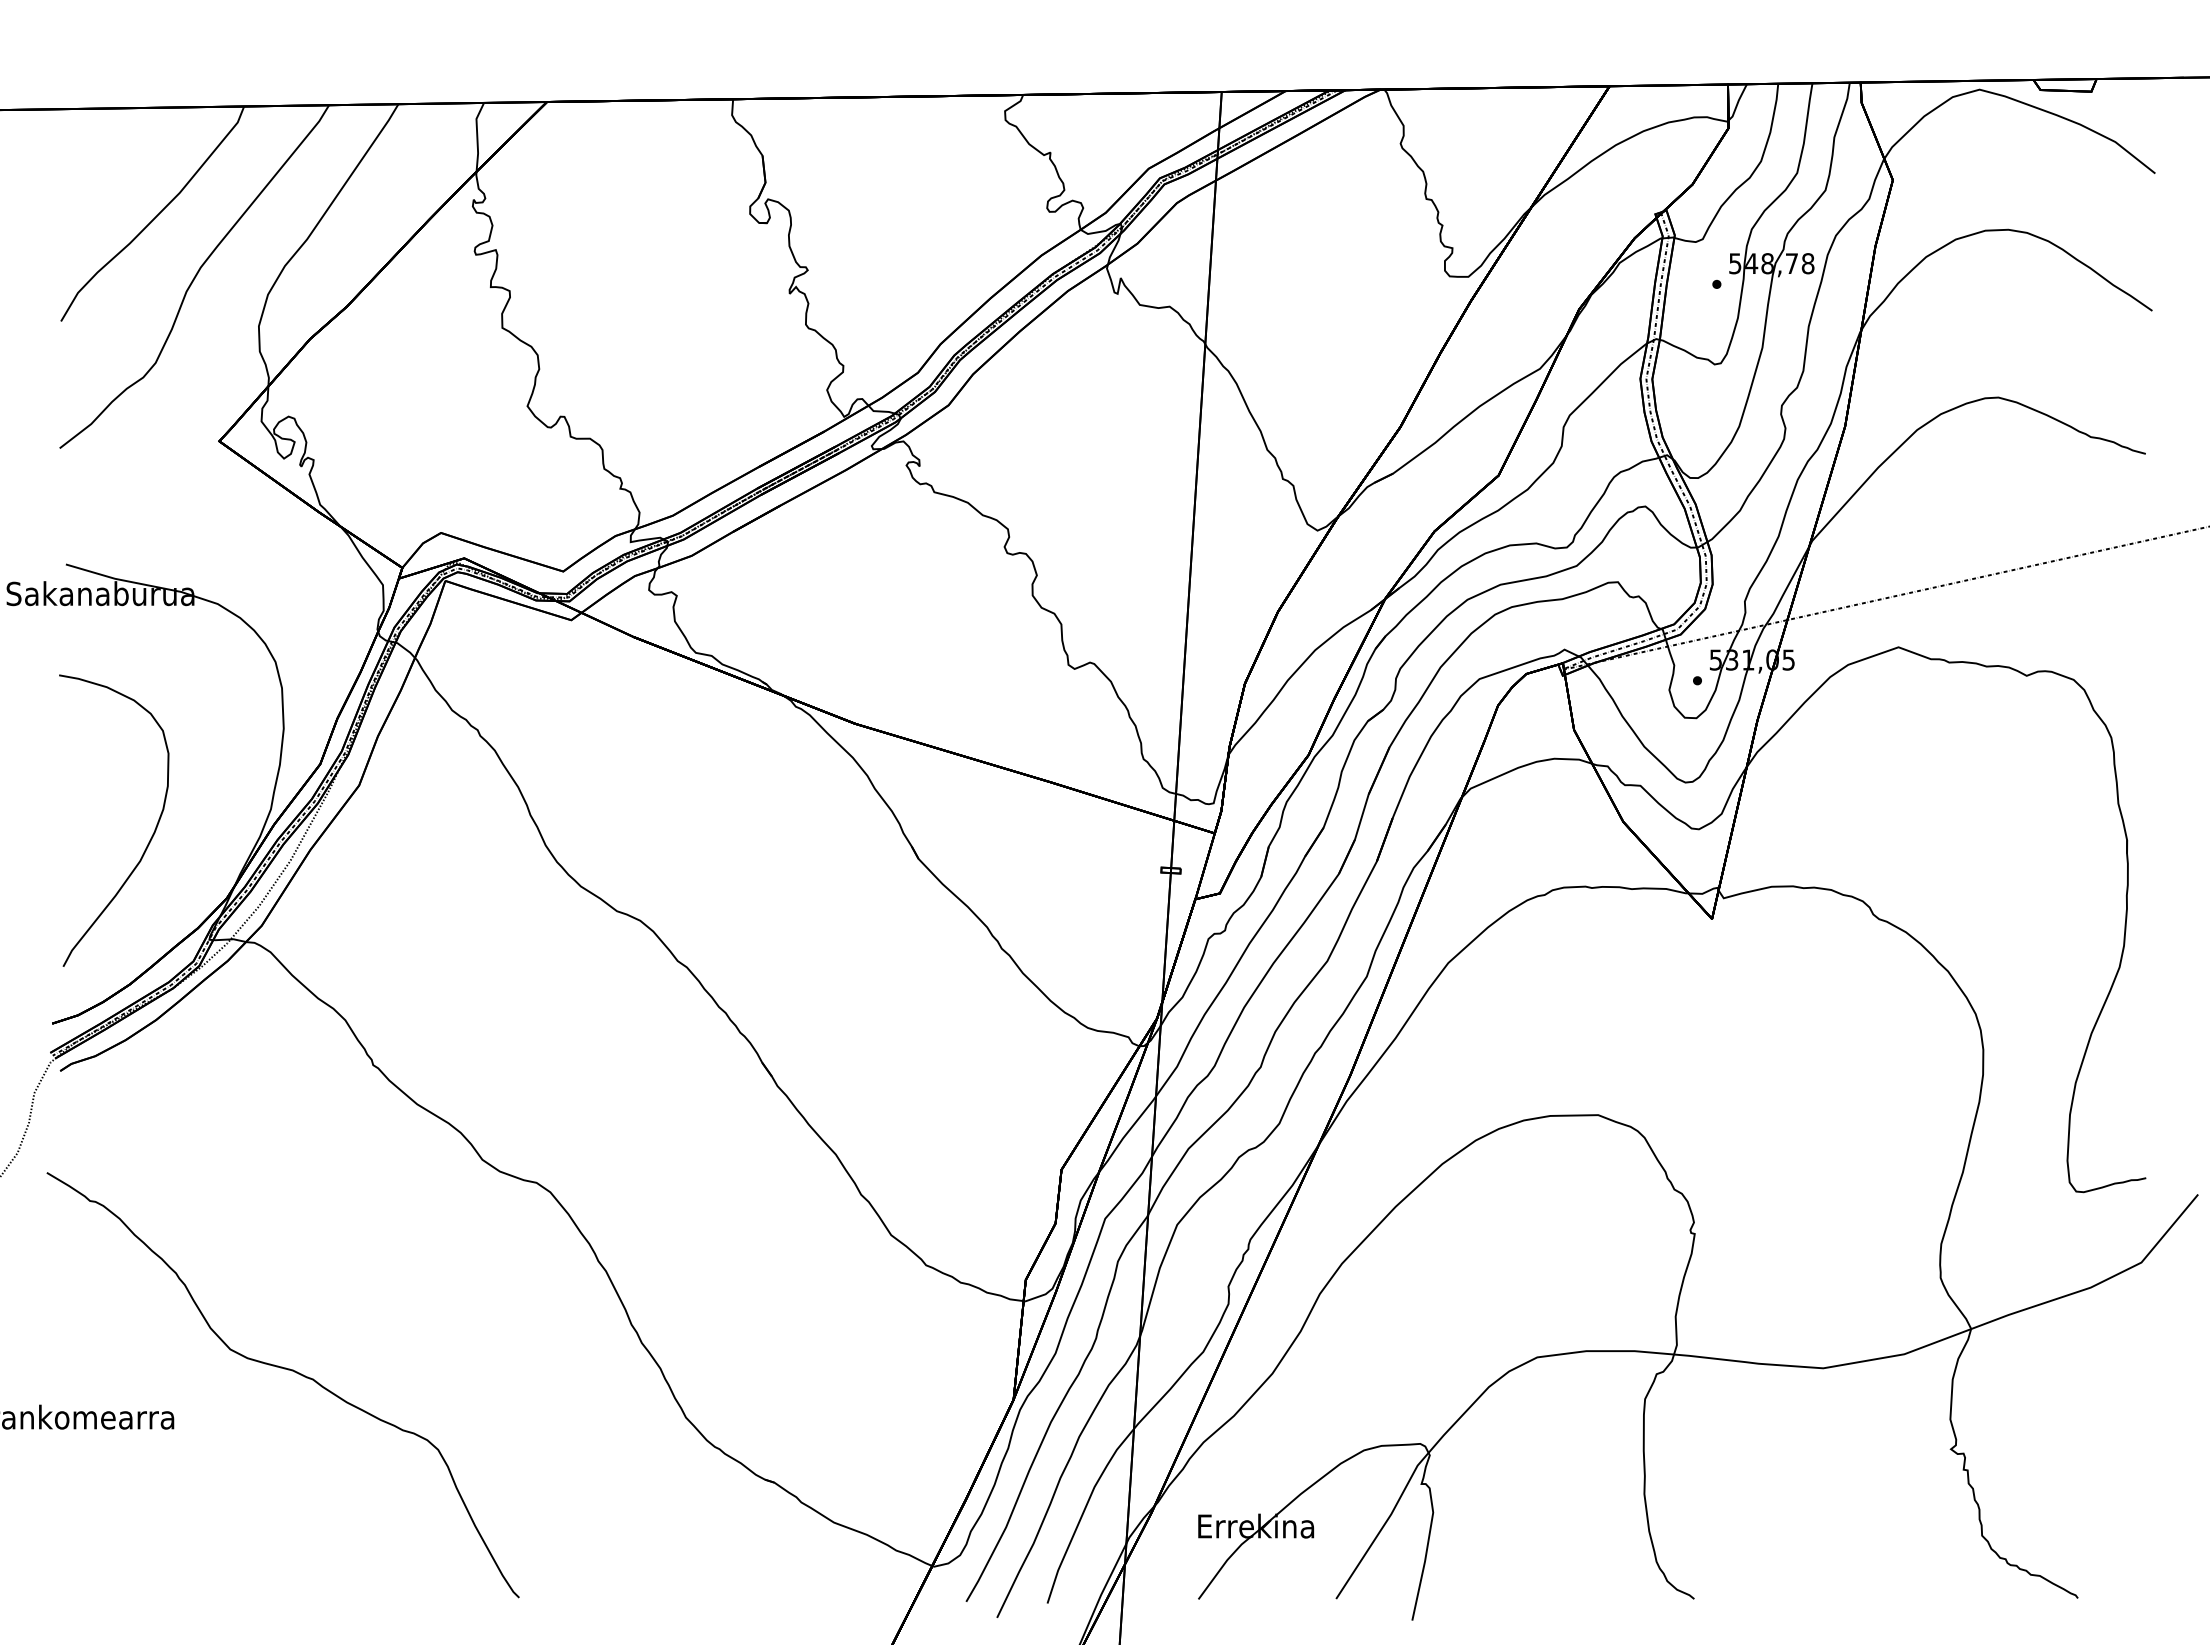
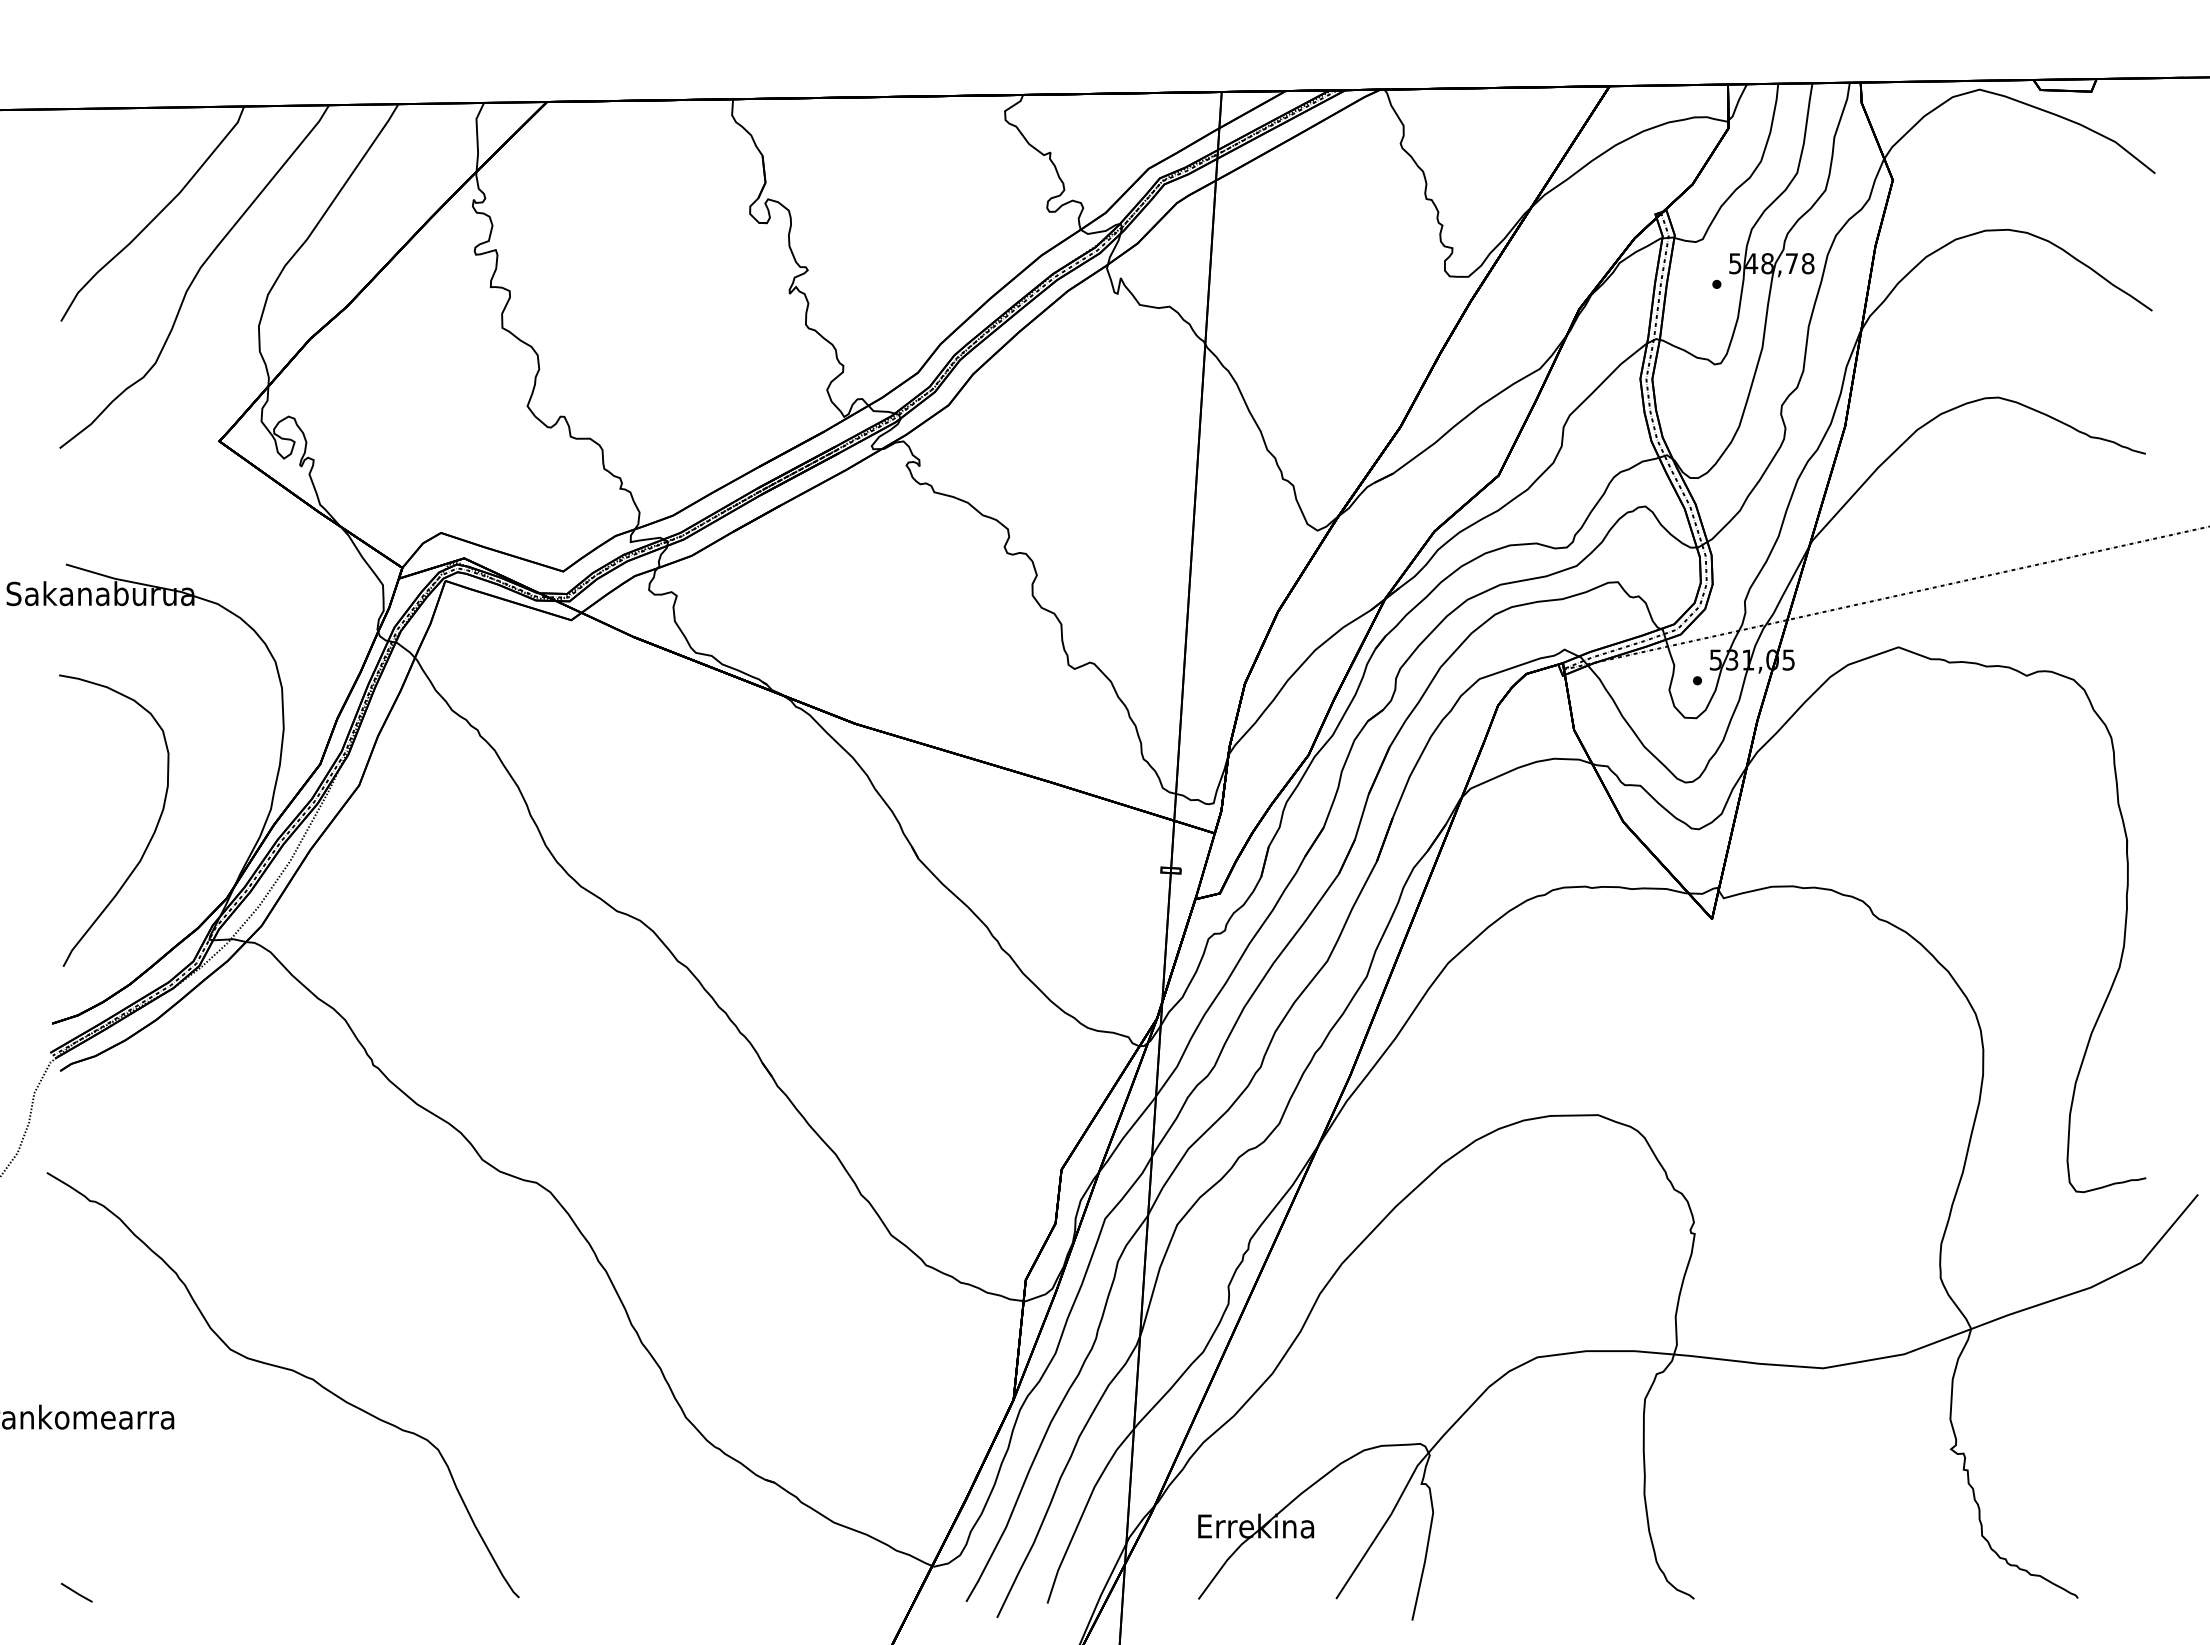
line: none -> present (76, 1592)
